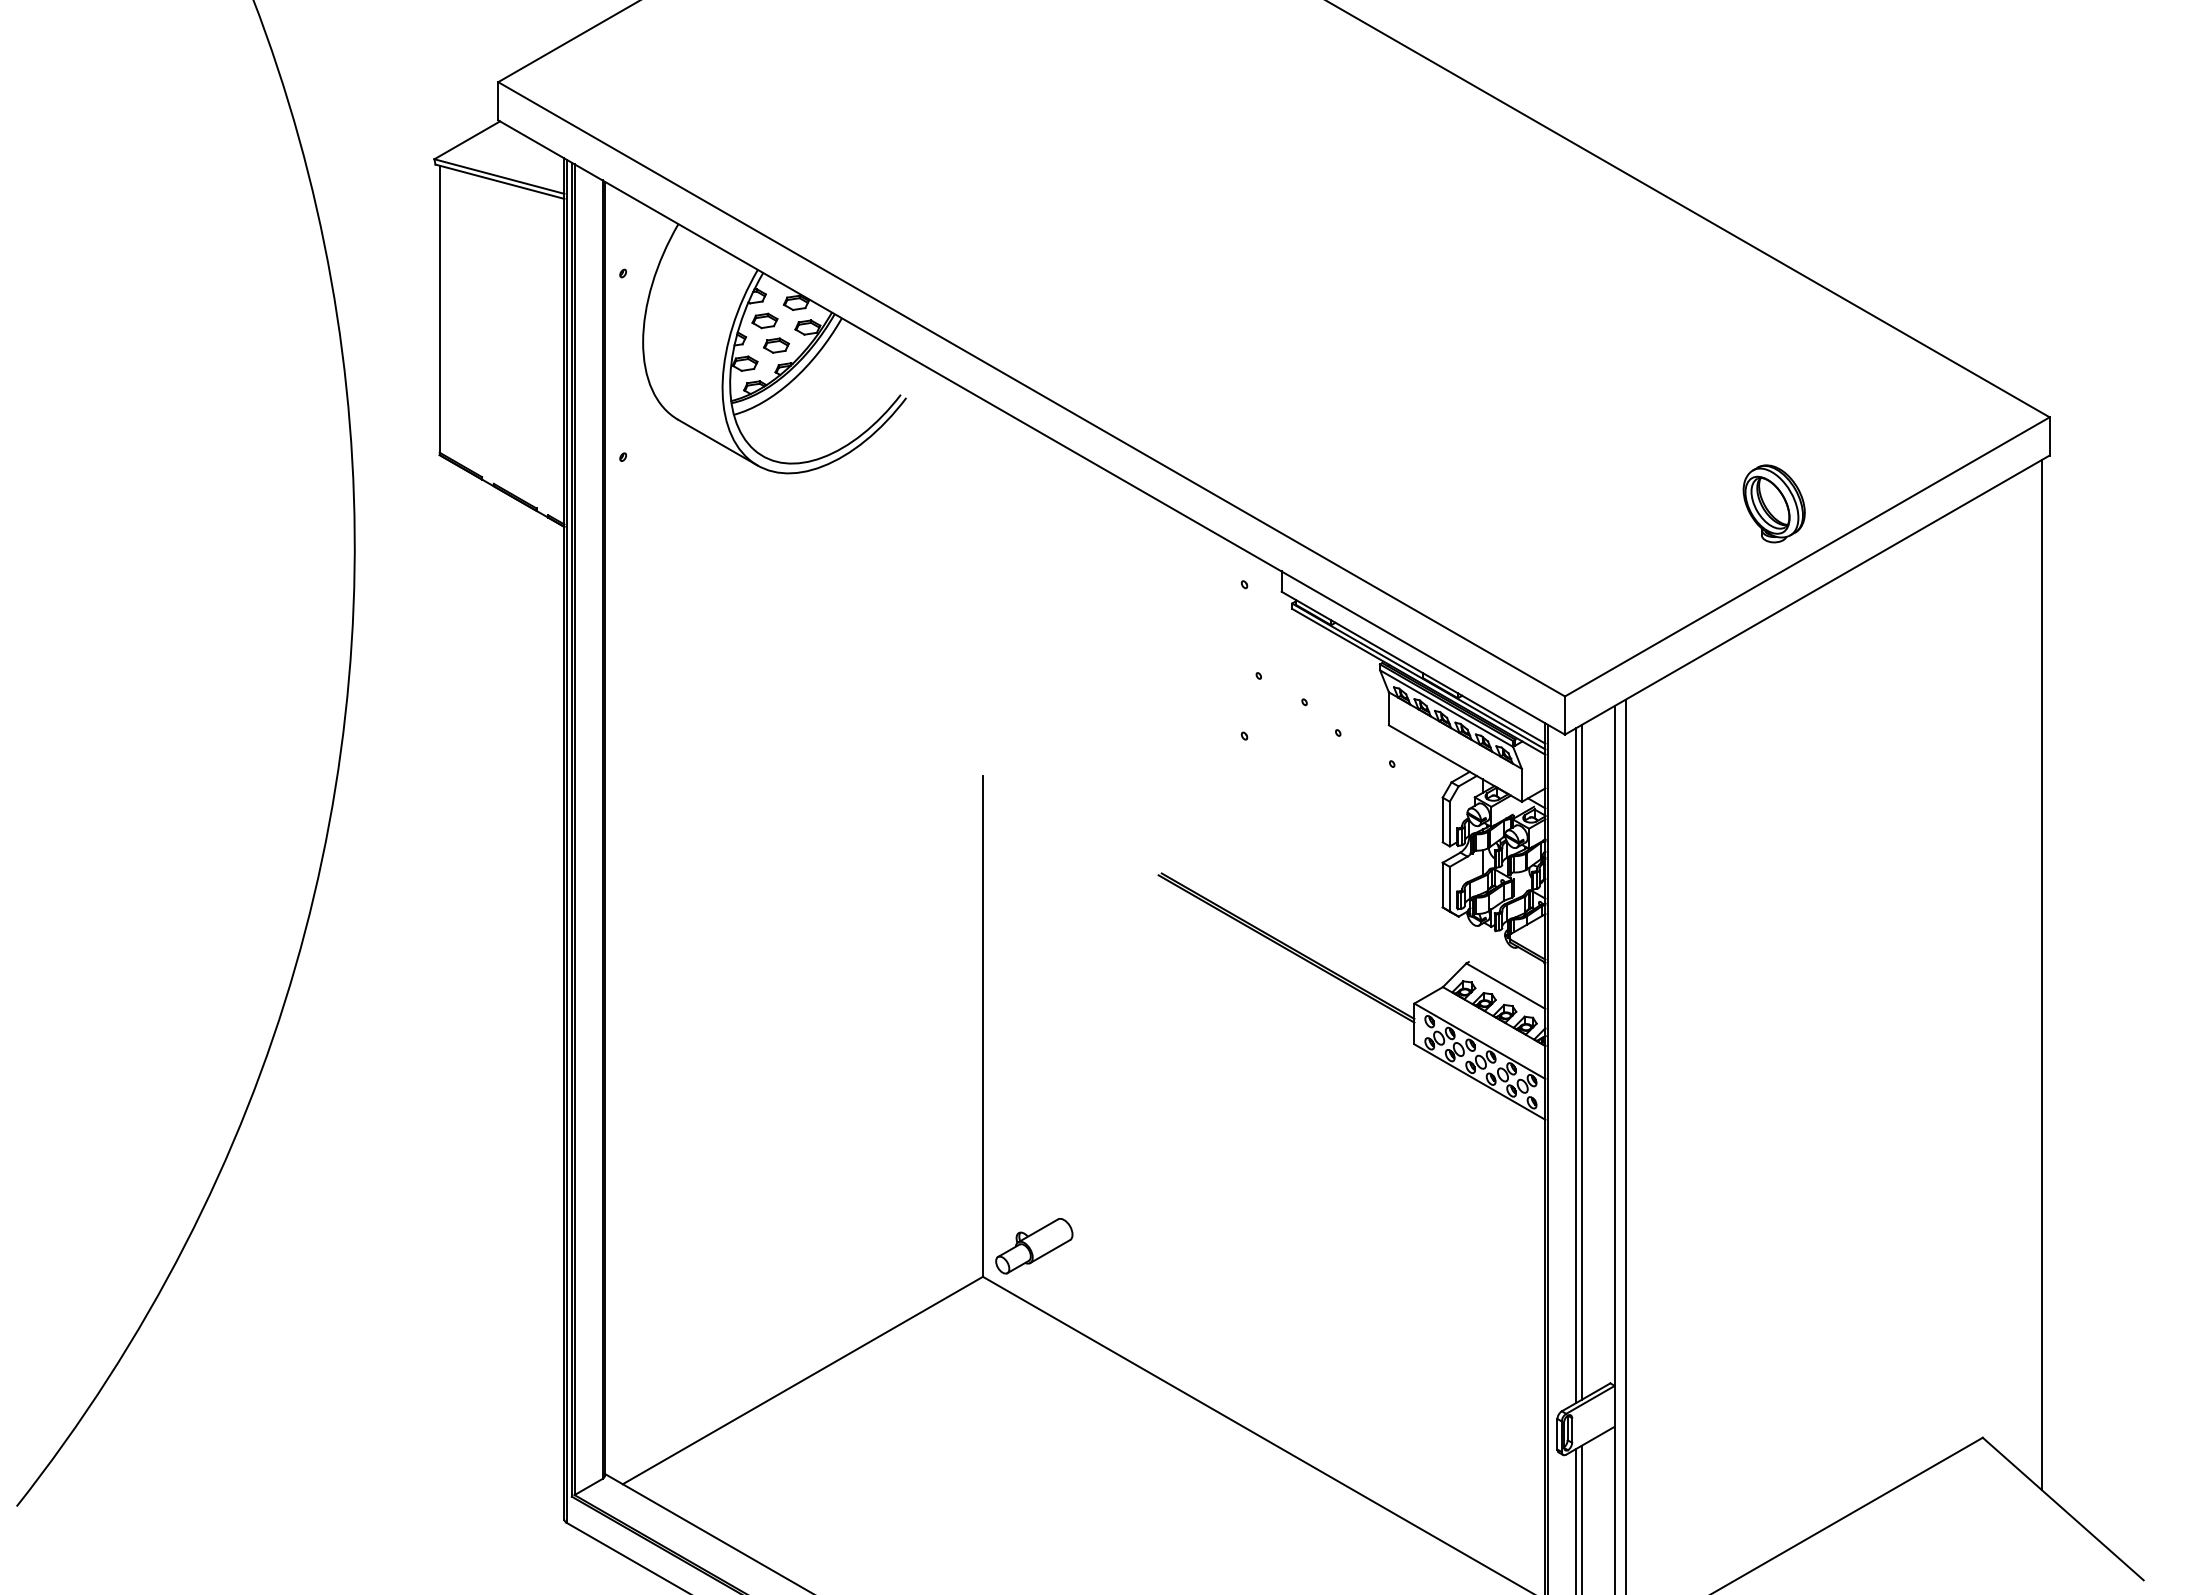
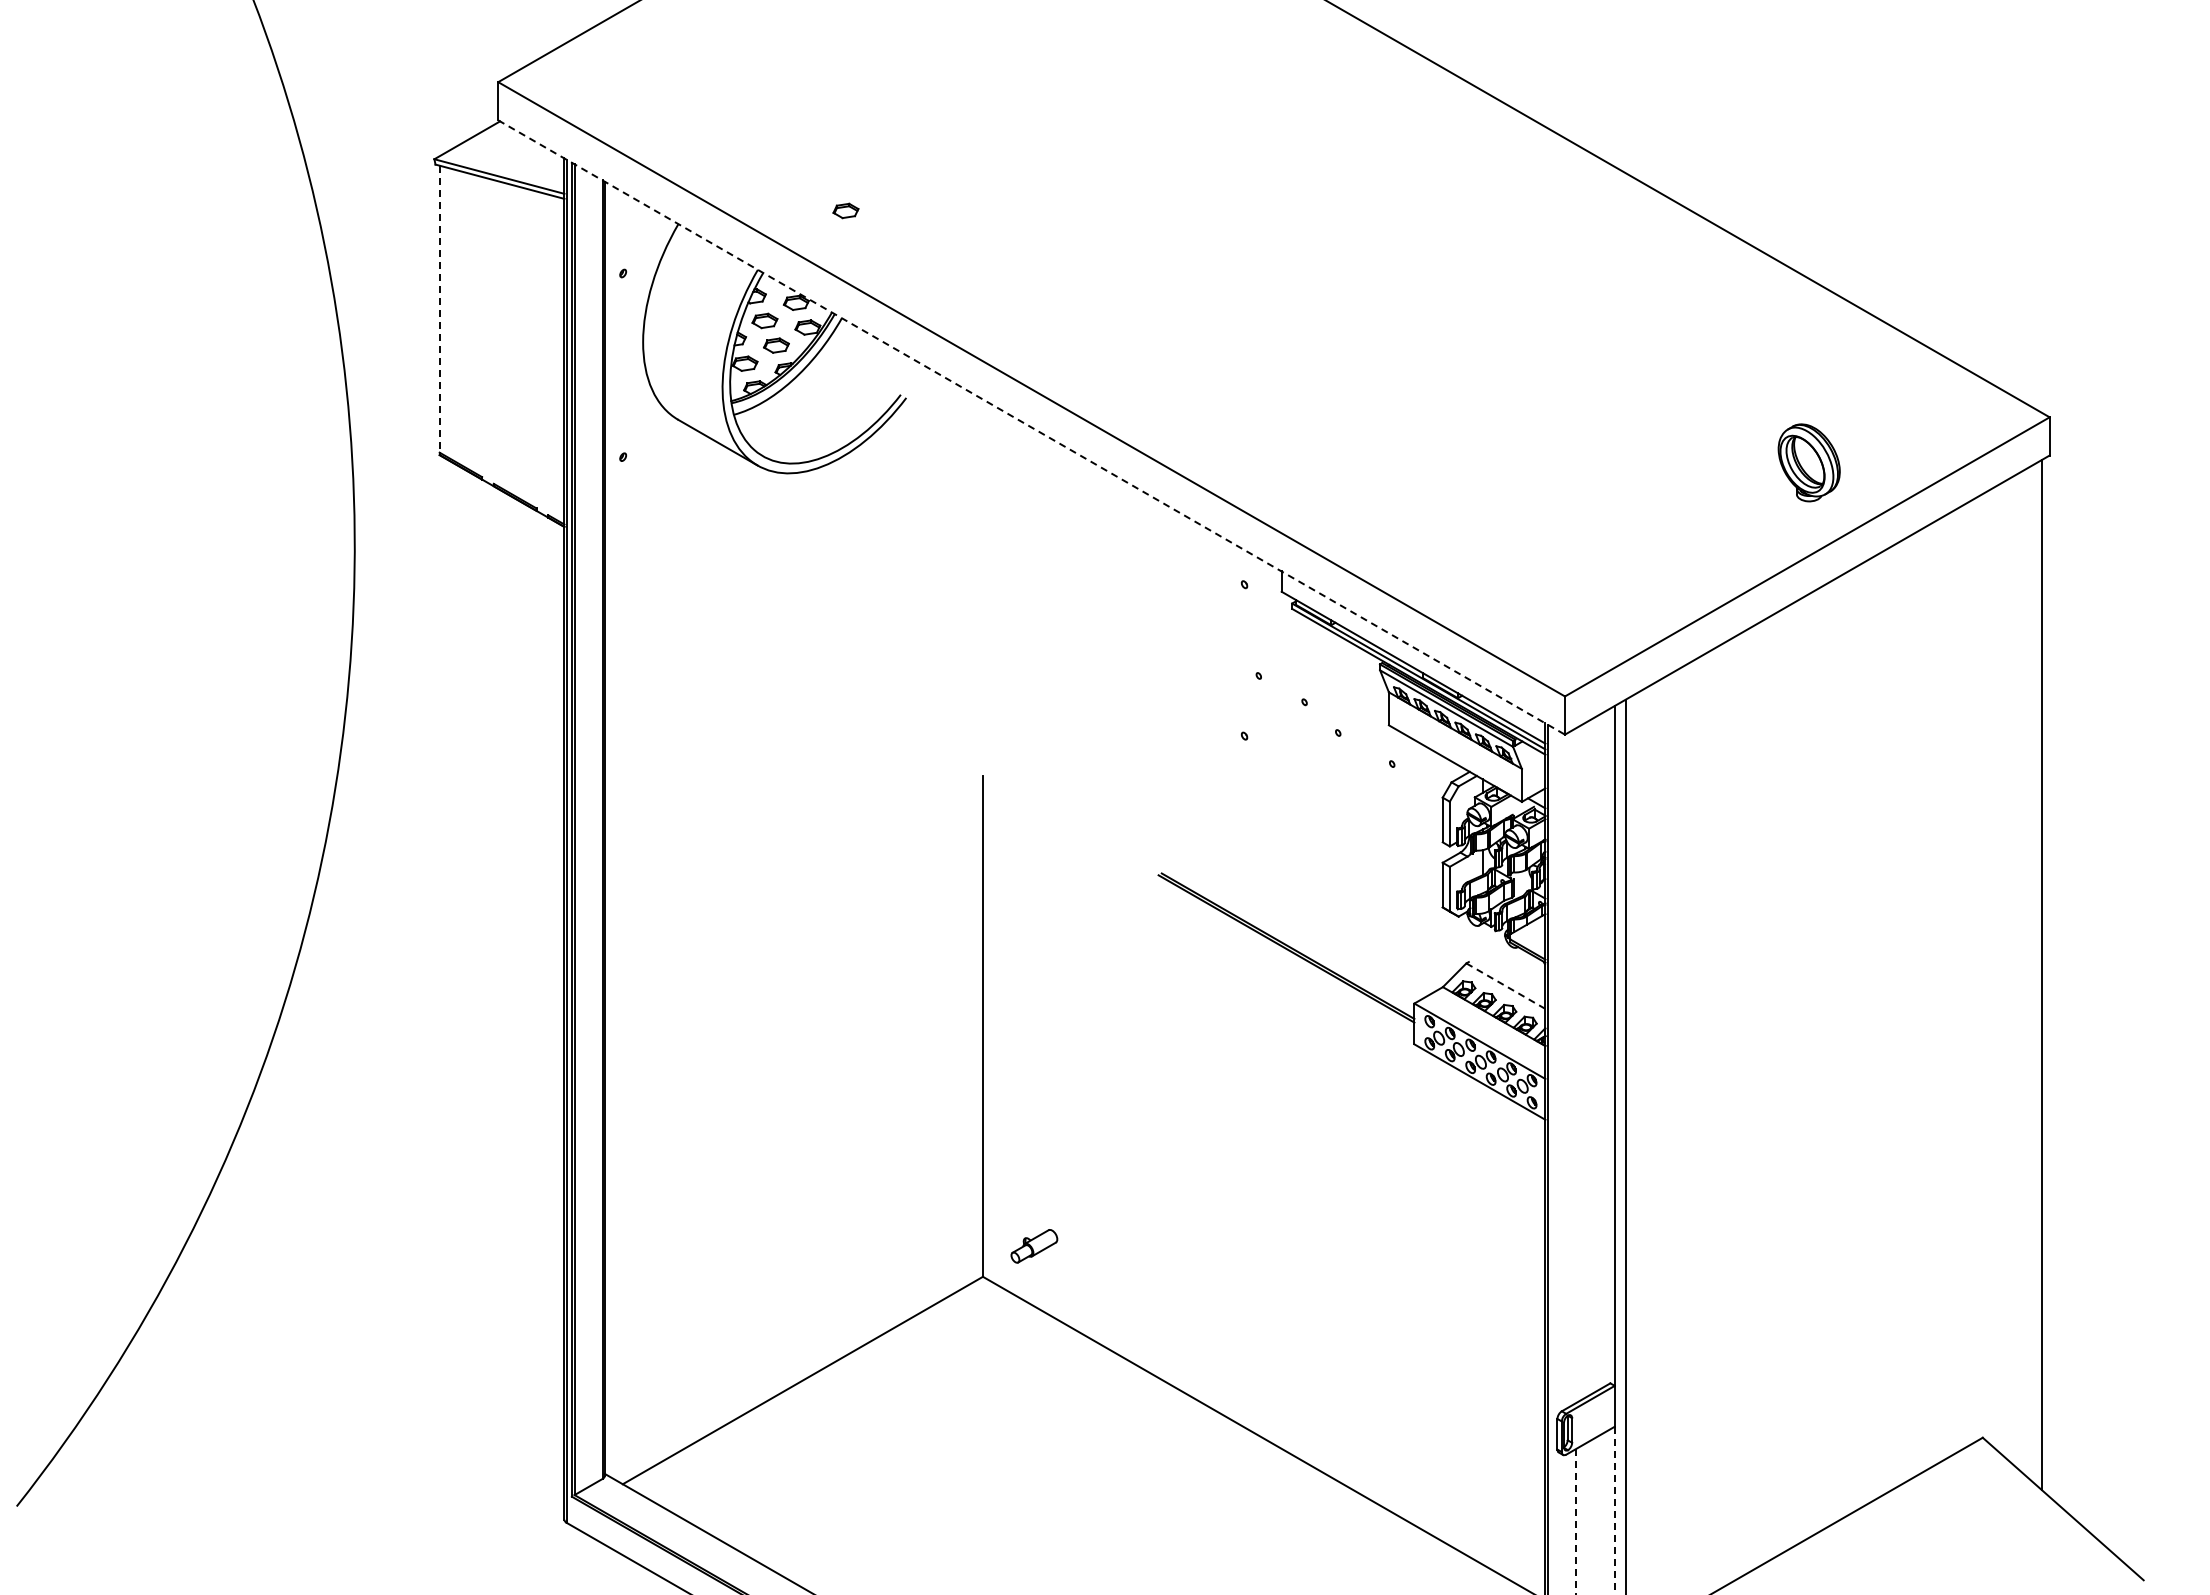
part: none -> present (845, 210)
line: solid -> dashed (439, 310)
line: solid -> dashed (1032, 427)
part position: (1773, 503) -> (1808, 462) (1808, 462)
line: solid -> dashed (1505, 986)
line: present -> none (1581, 1062)
line: present -> none (1576, 1065)
part size: 79x57 px -> 49x35 px (1034, 1246)
line: solid -> dashed (1614, 1510)
line: present -> none (1581, 1518)
line: solid -> dashed (1576, 1521)
